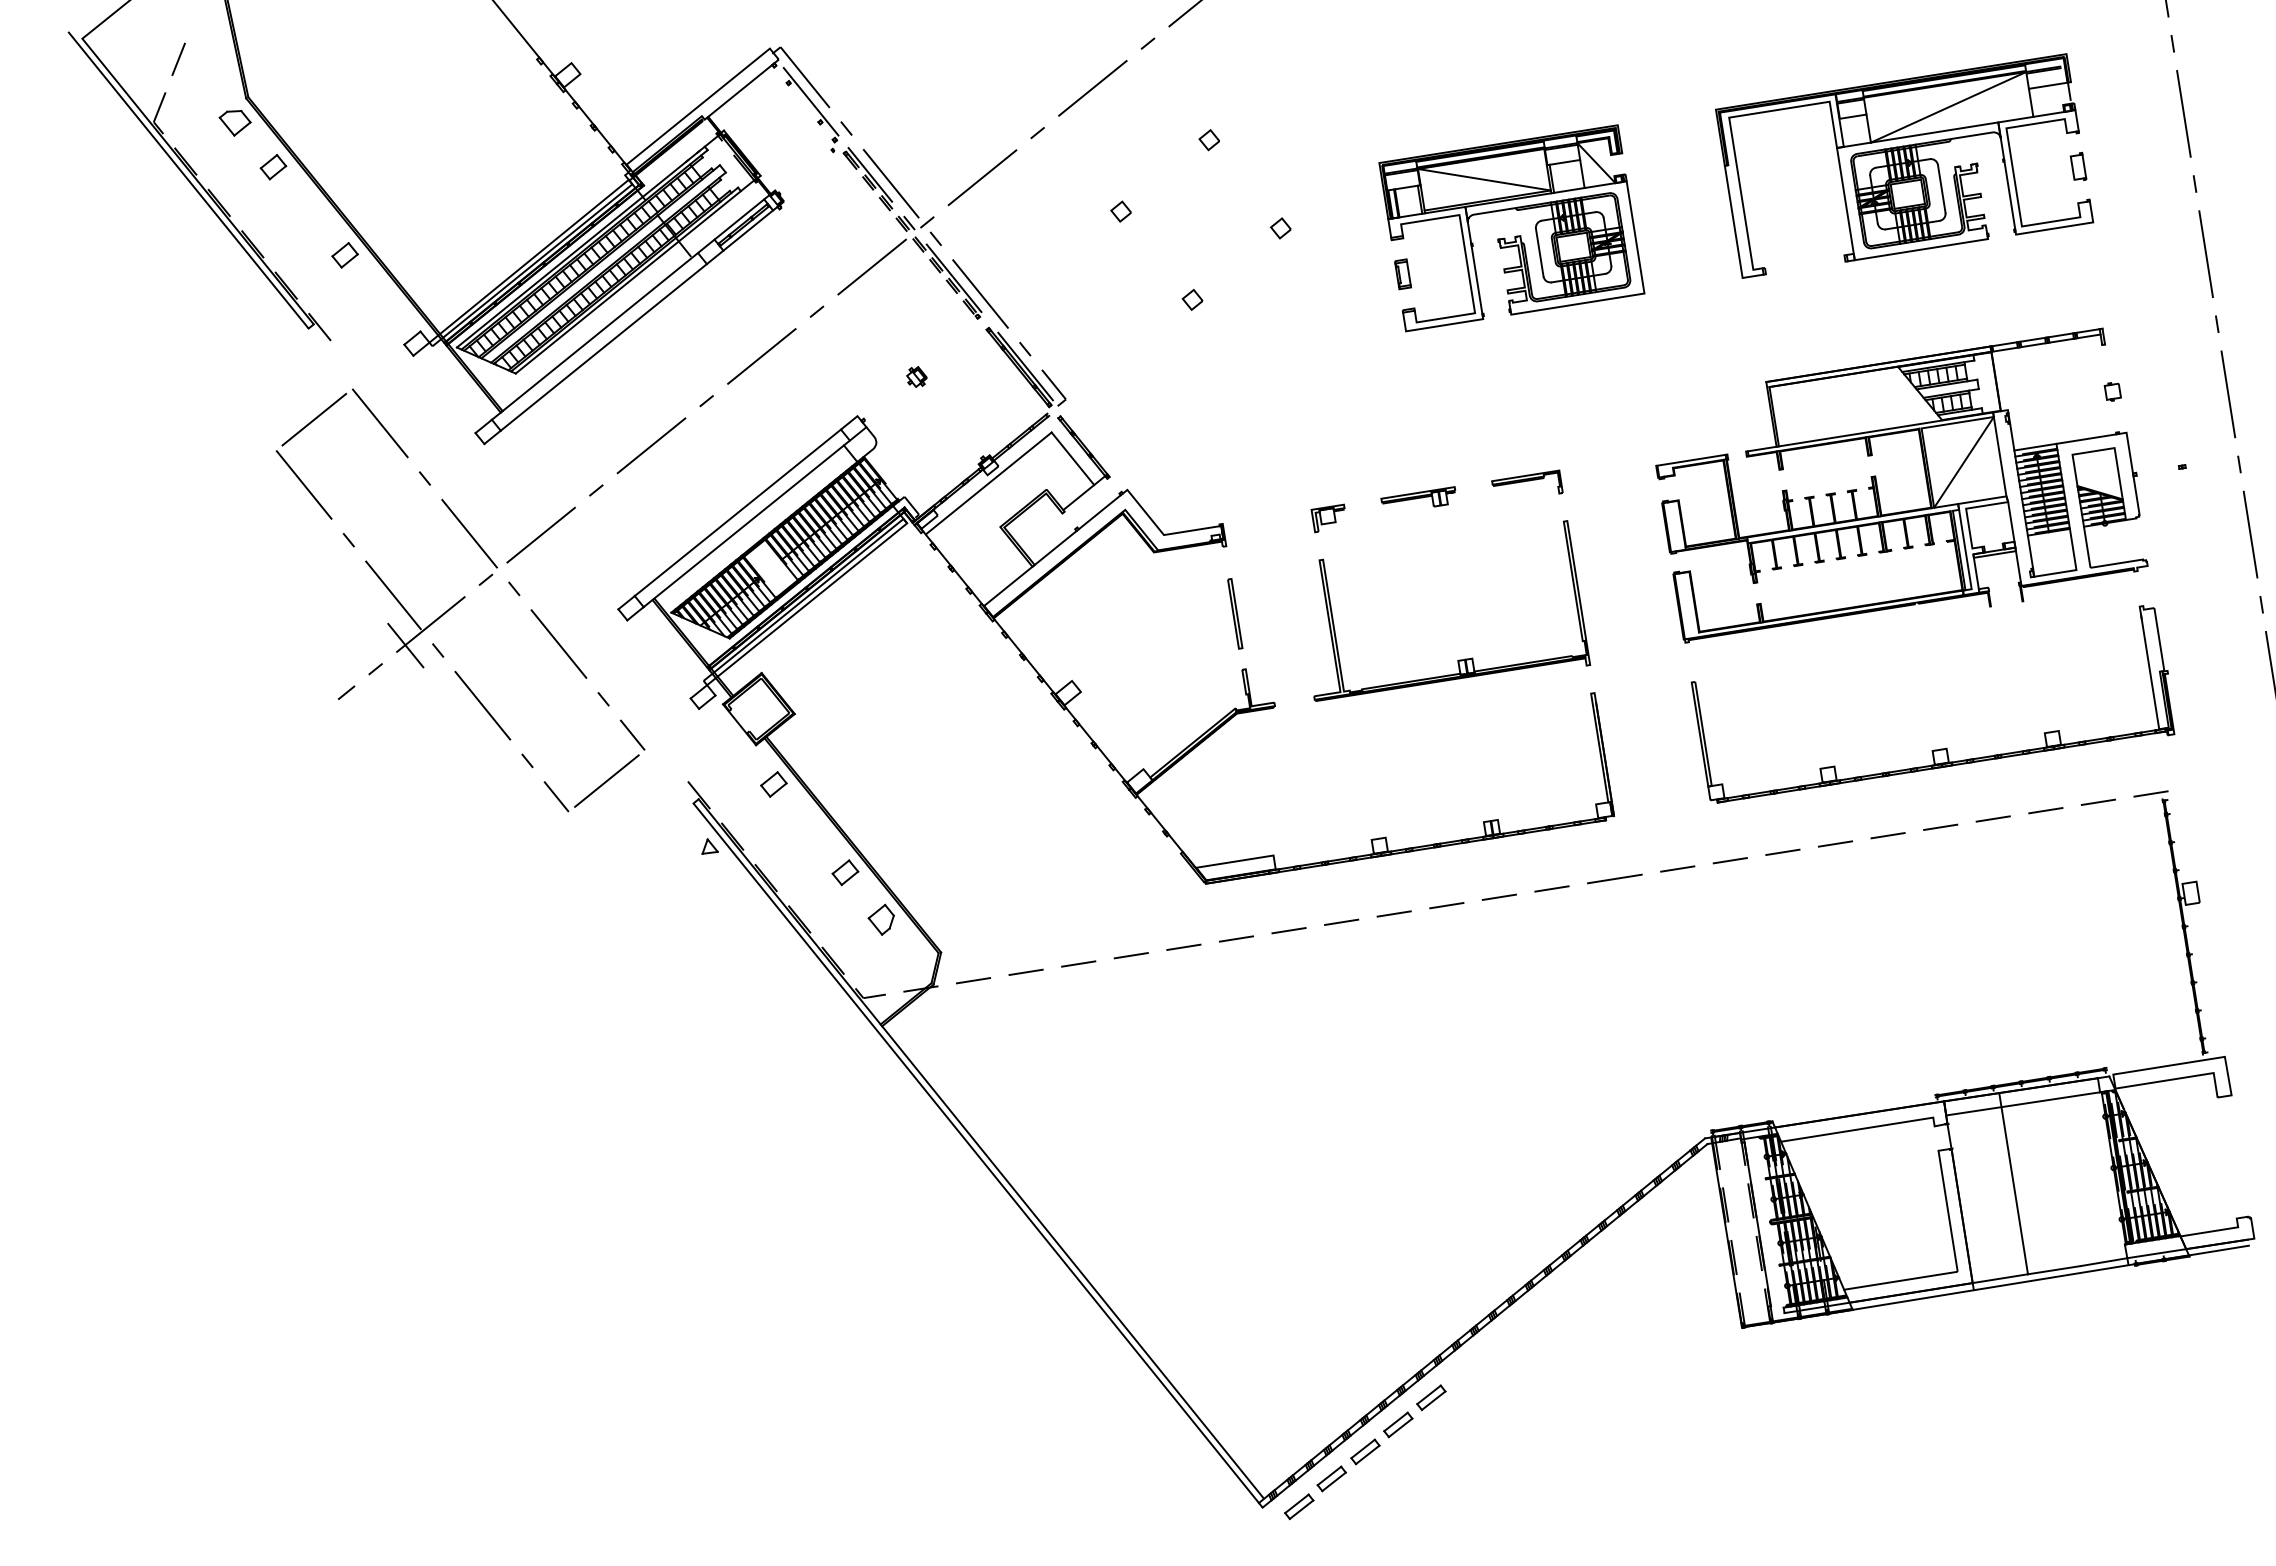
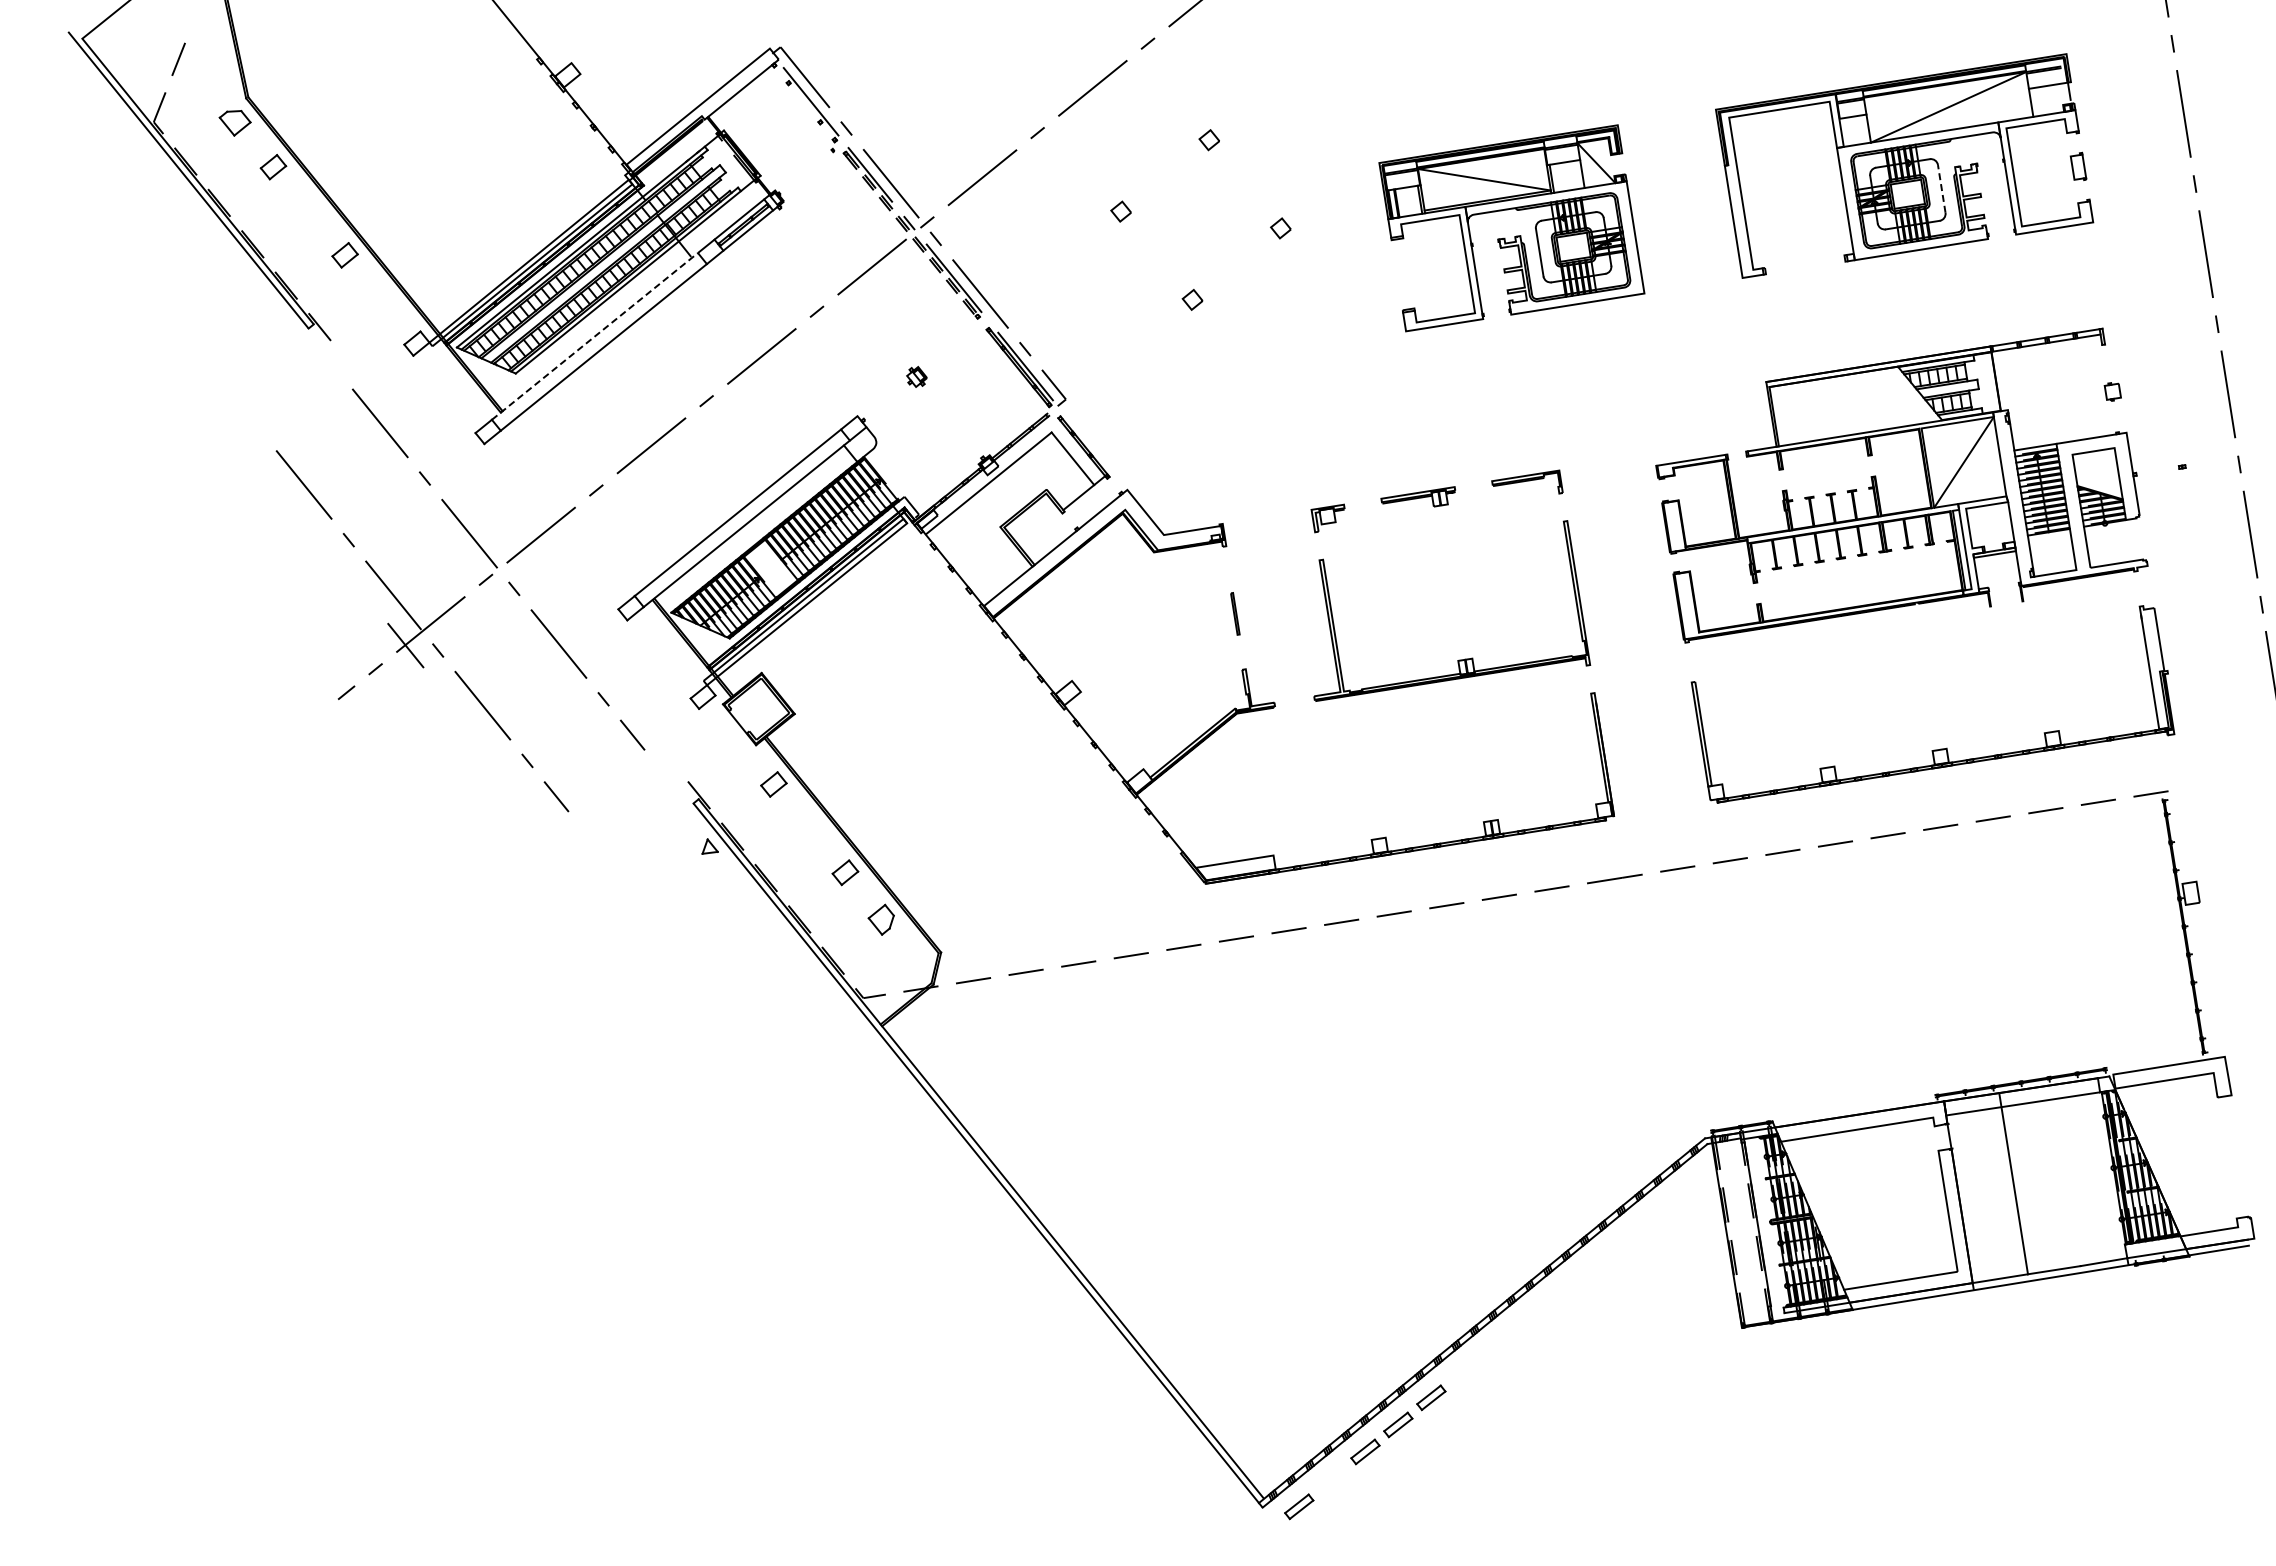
line: solid -> dashed (1941, 188)
part: present -> none (1402, 274)
line: solid -> dashed (594, 336)
line: present -> none (313, 419)
part size: 17x72 px -> 11x44 px (1235, 613)
line: present -> none (606, 780)
part: present -> none (1331, 1478)
